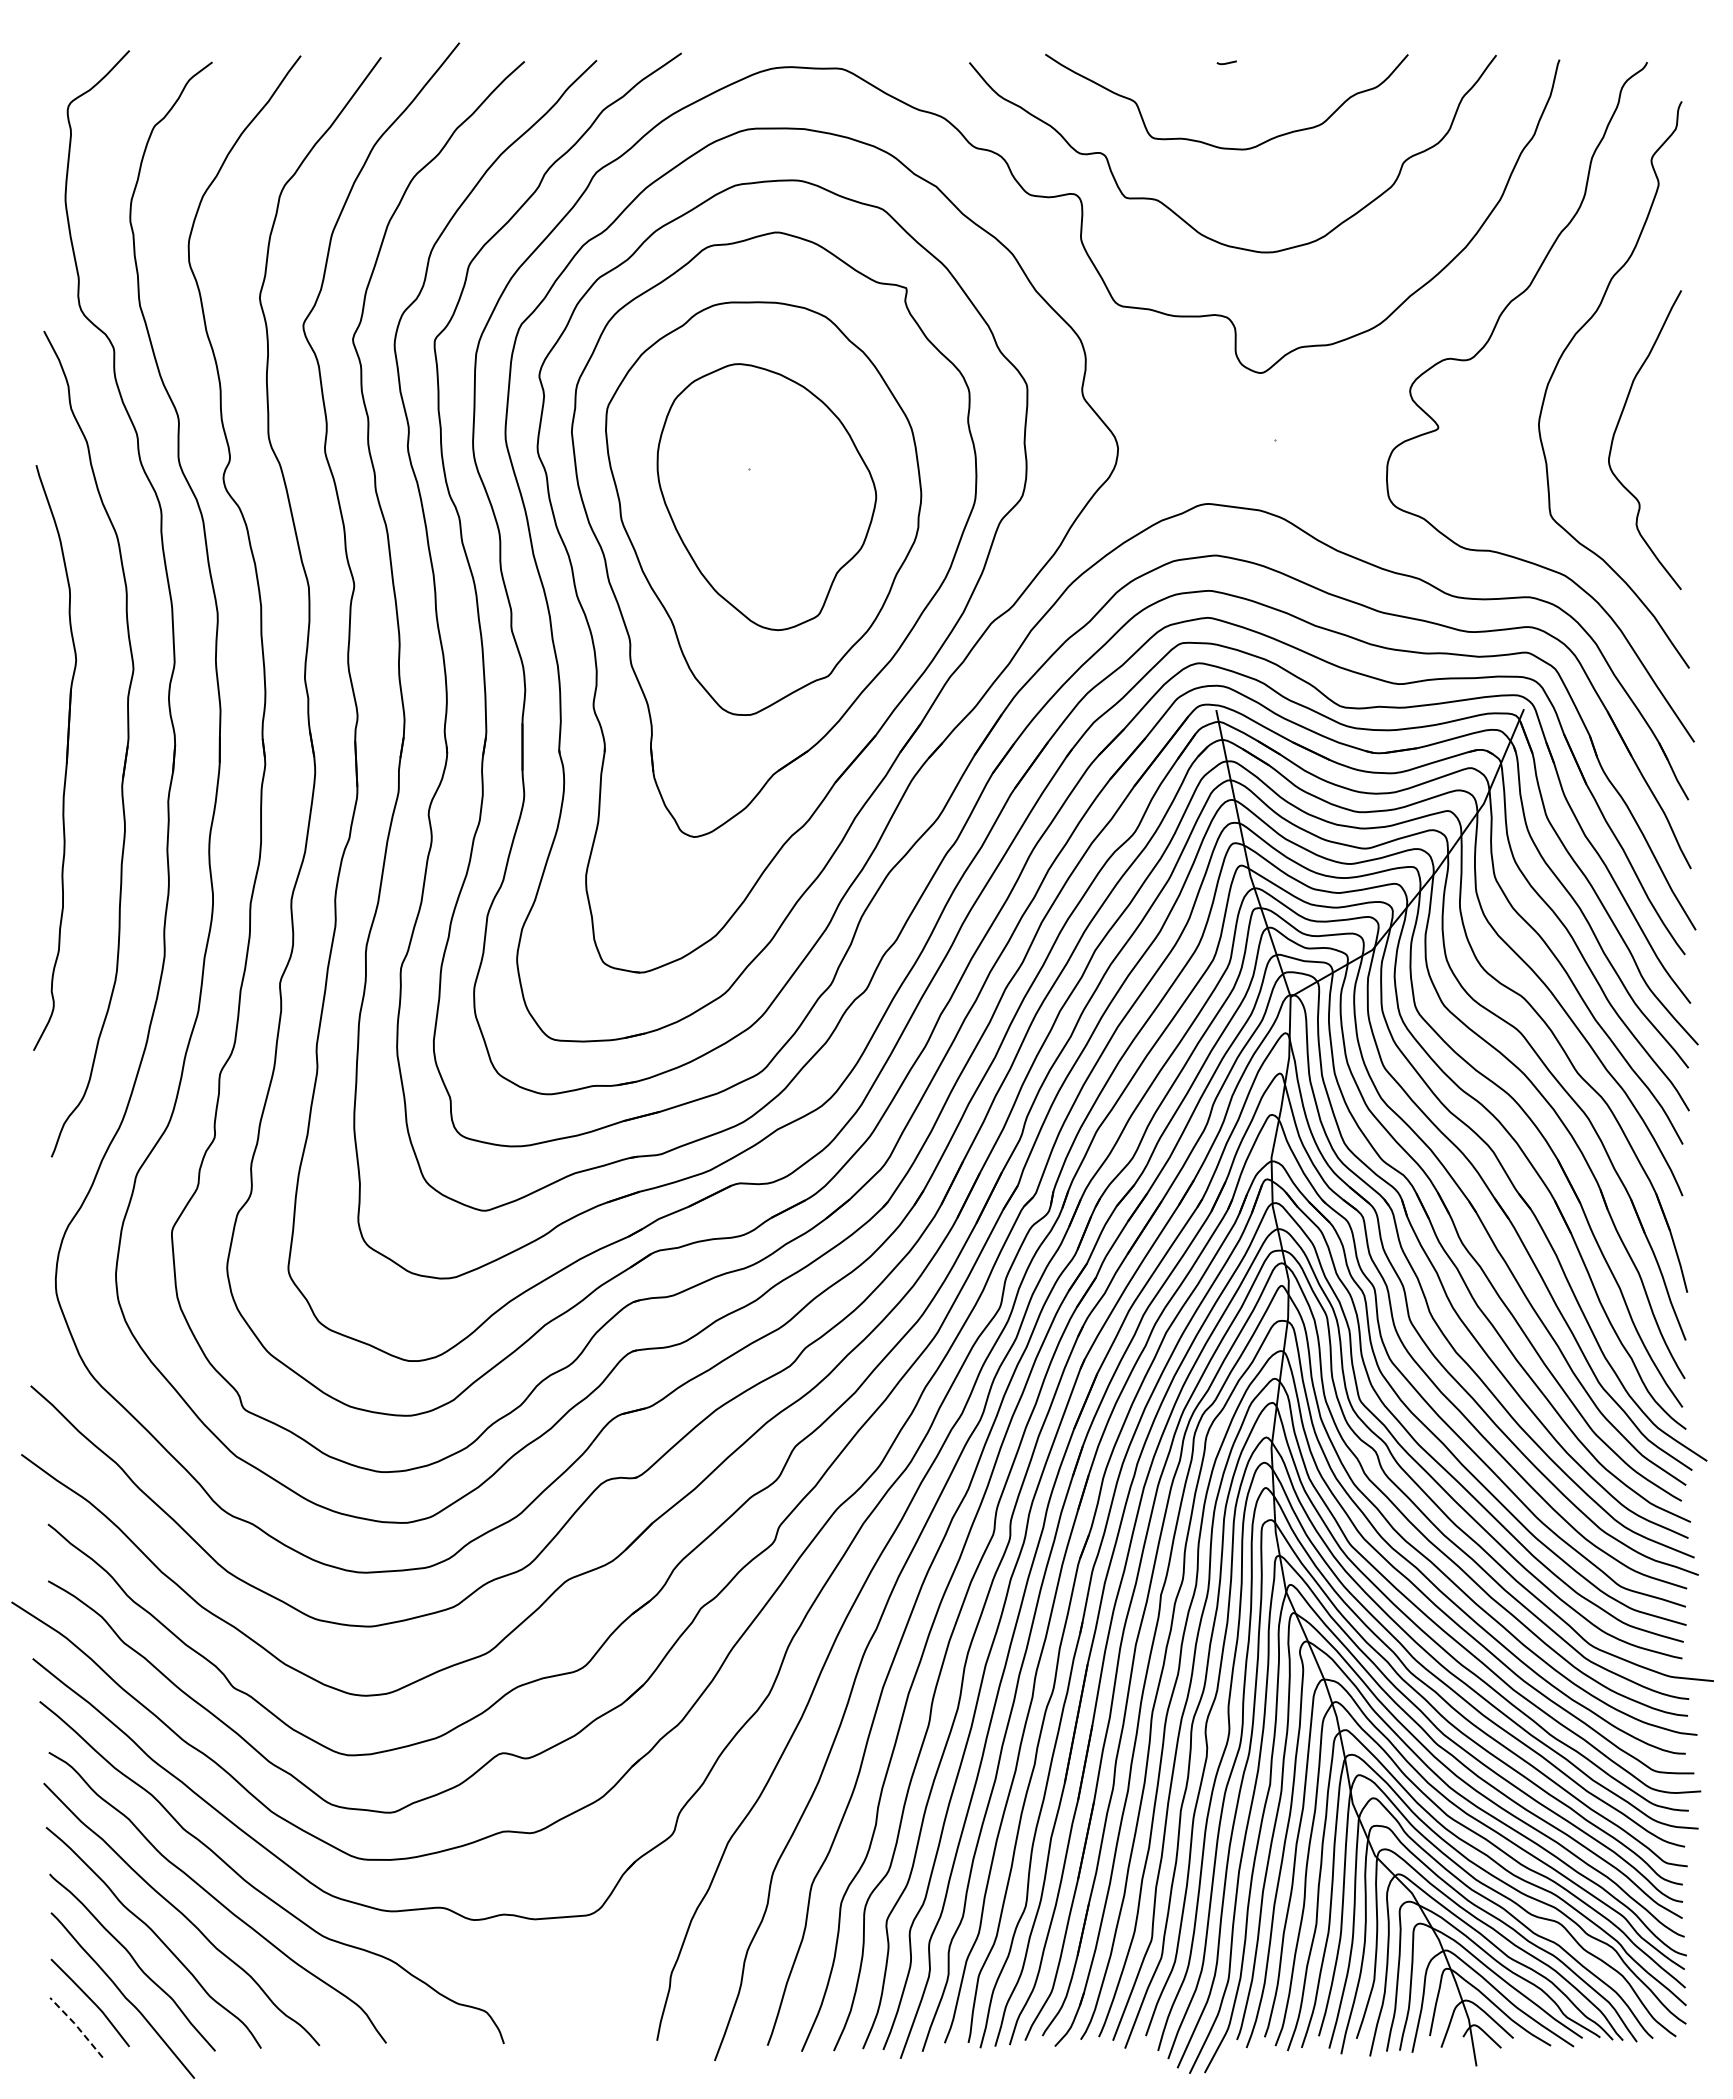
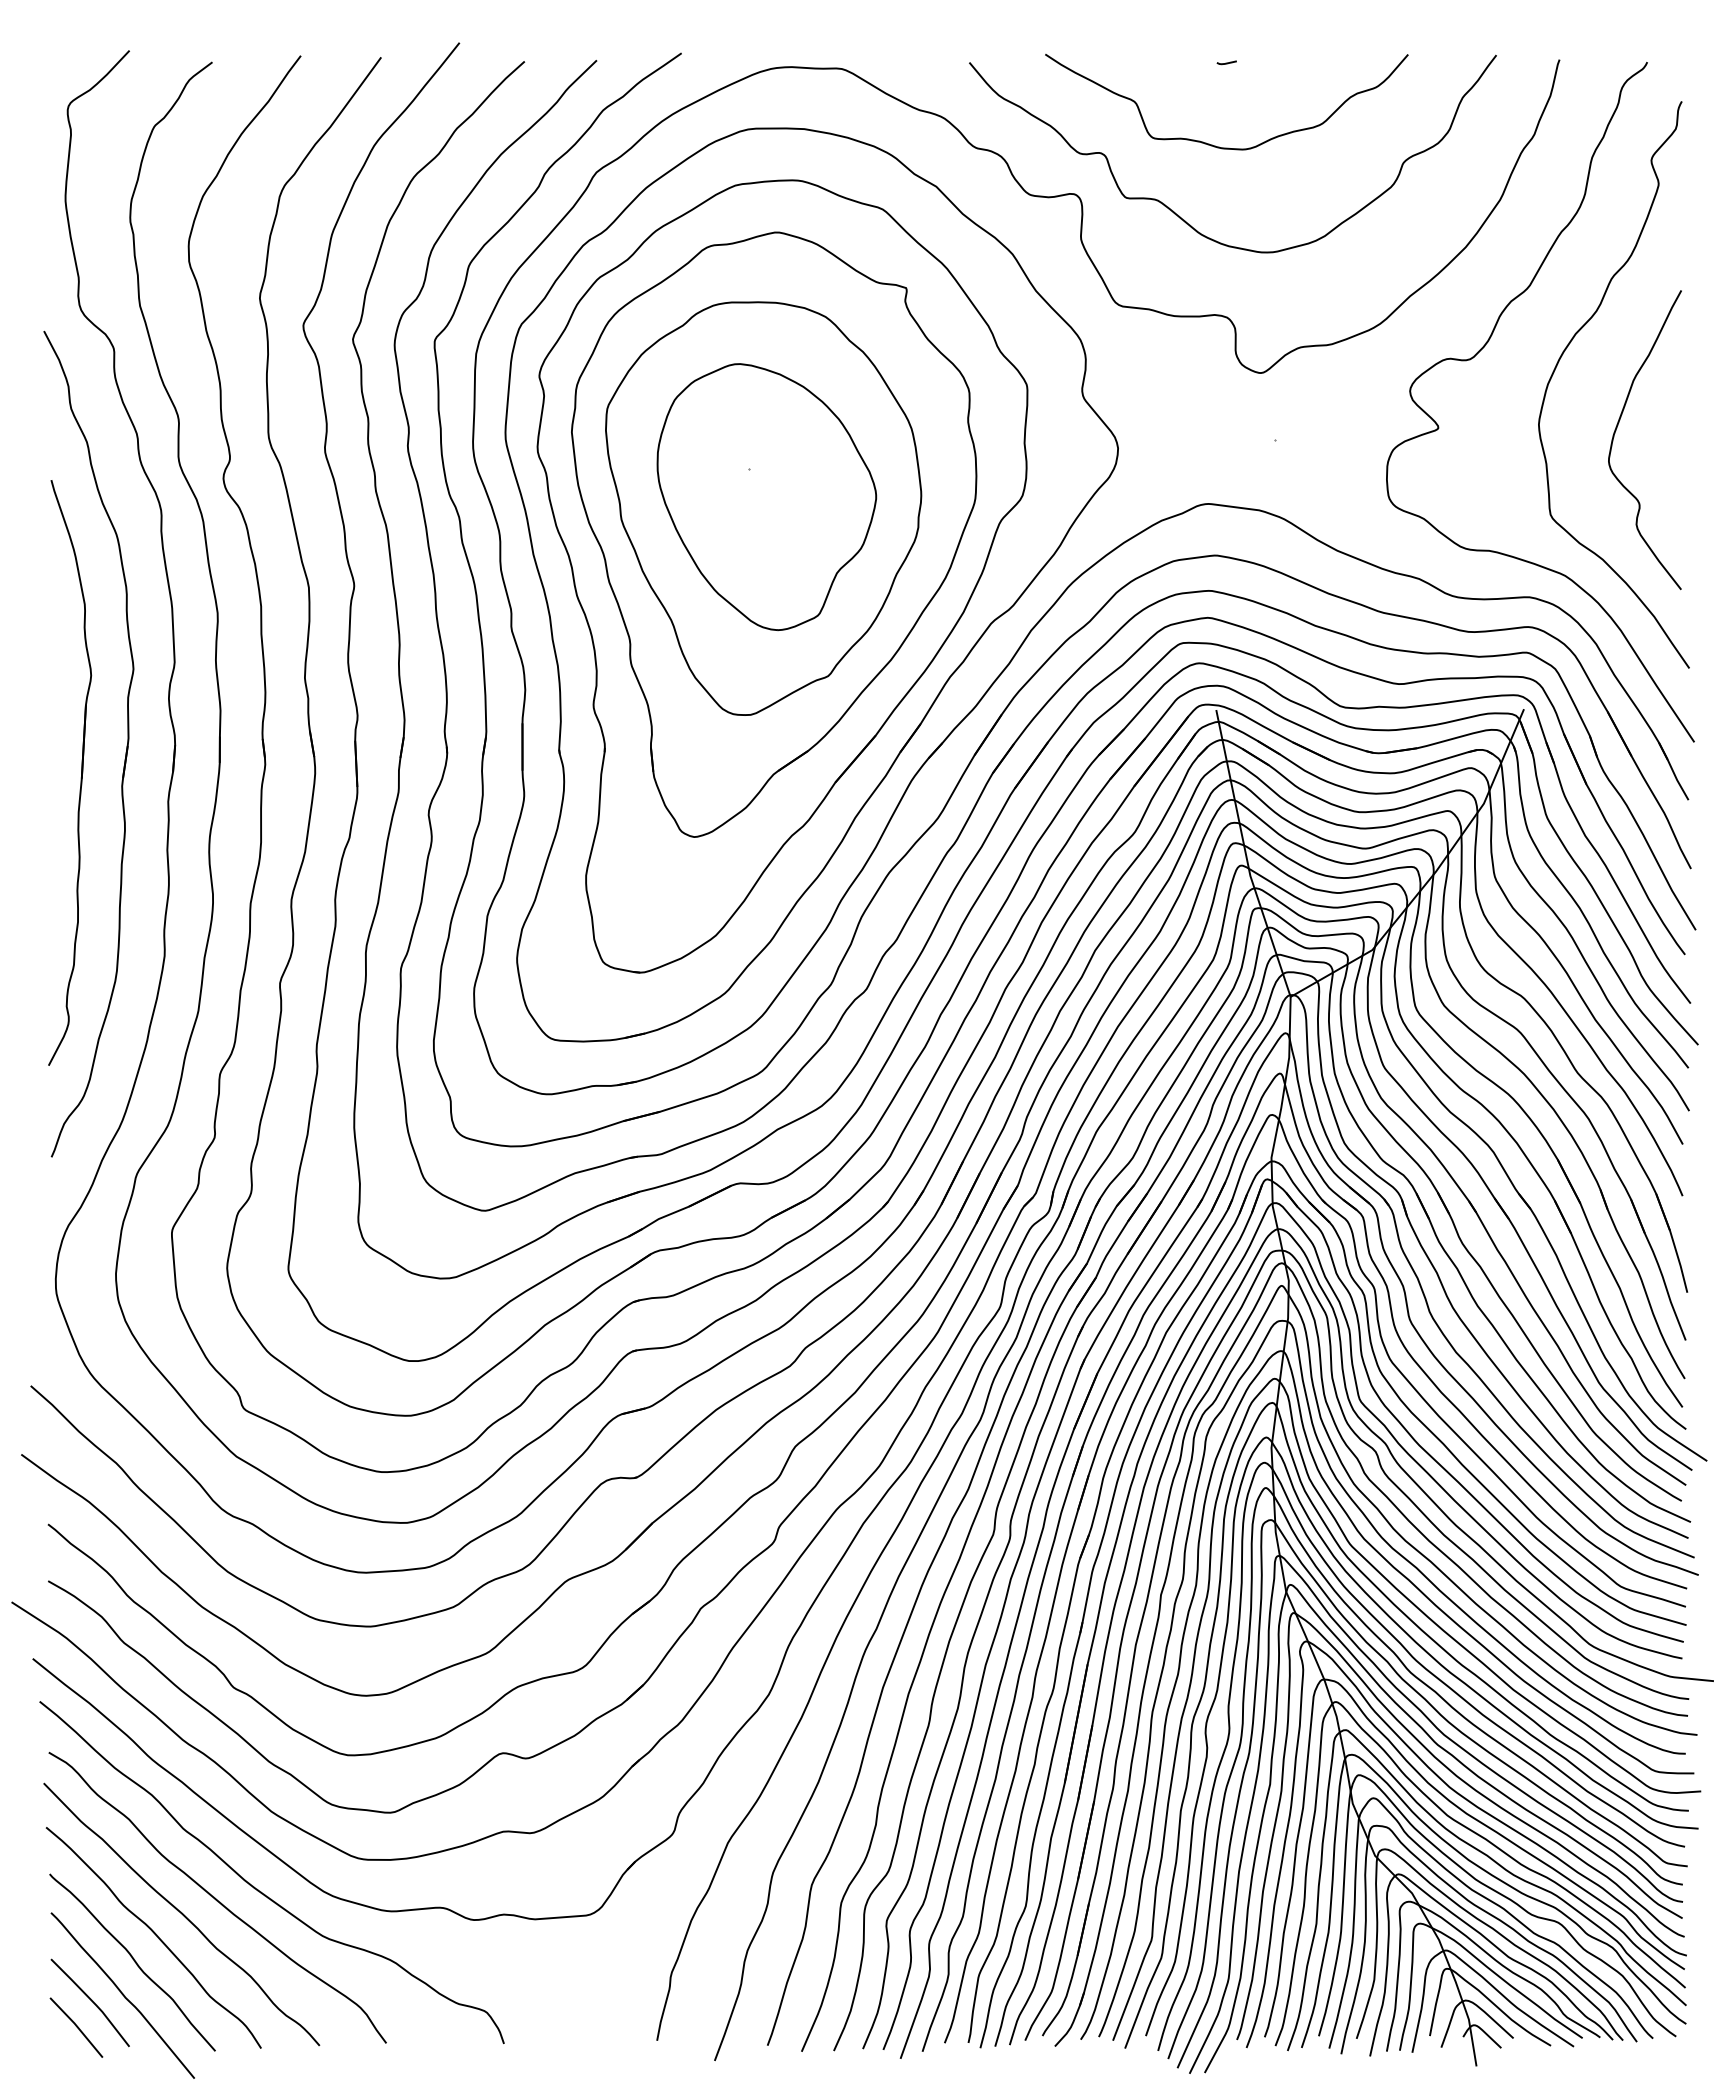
part position: (66, 757) -> (81, 772) (81, 772)
line: dashed -> solid (77, 2026)
